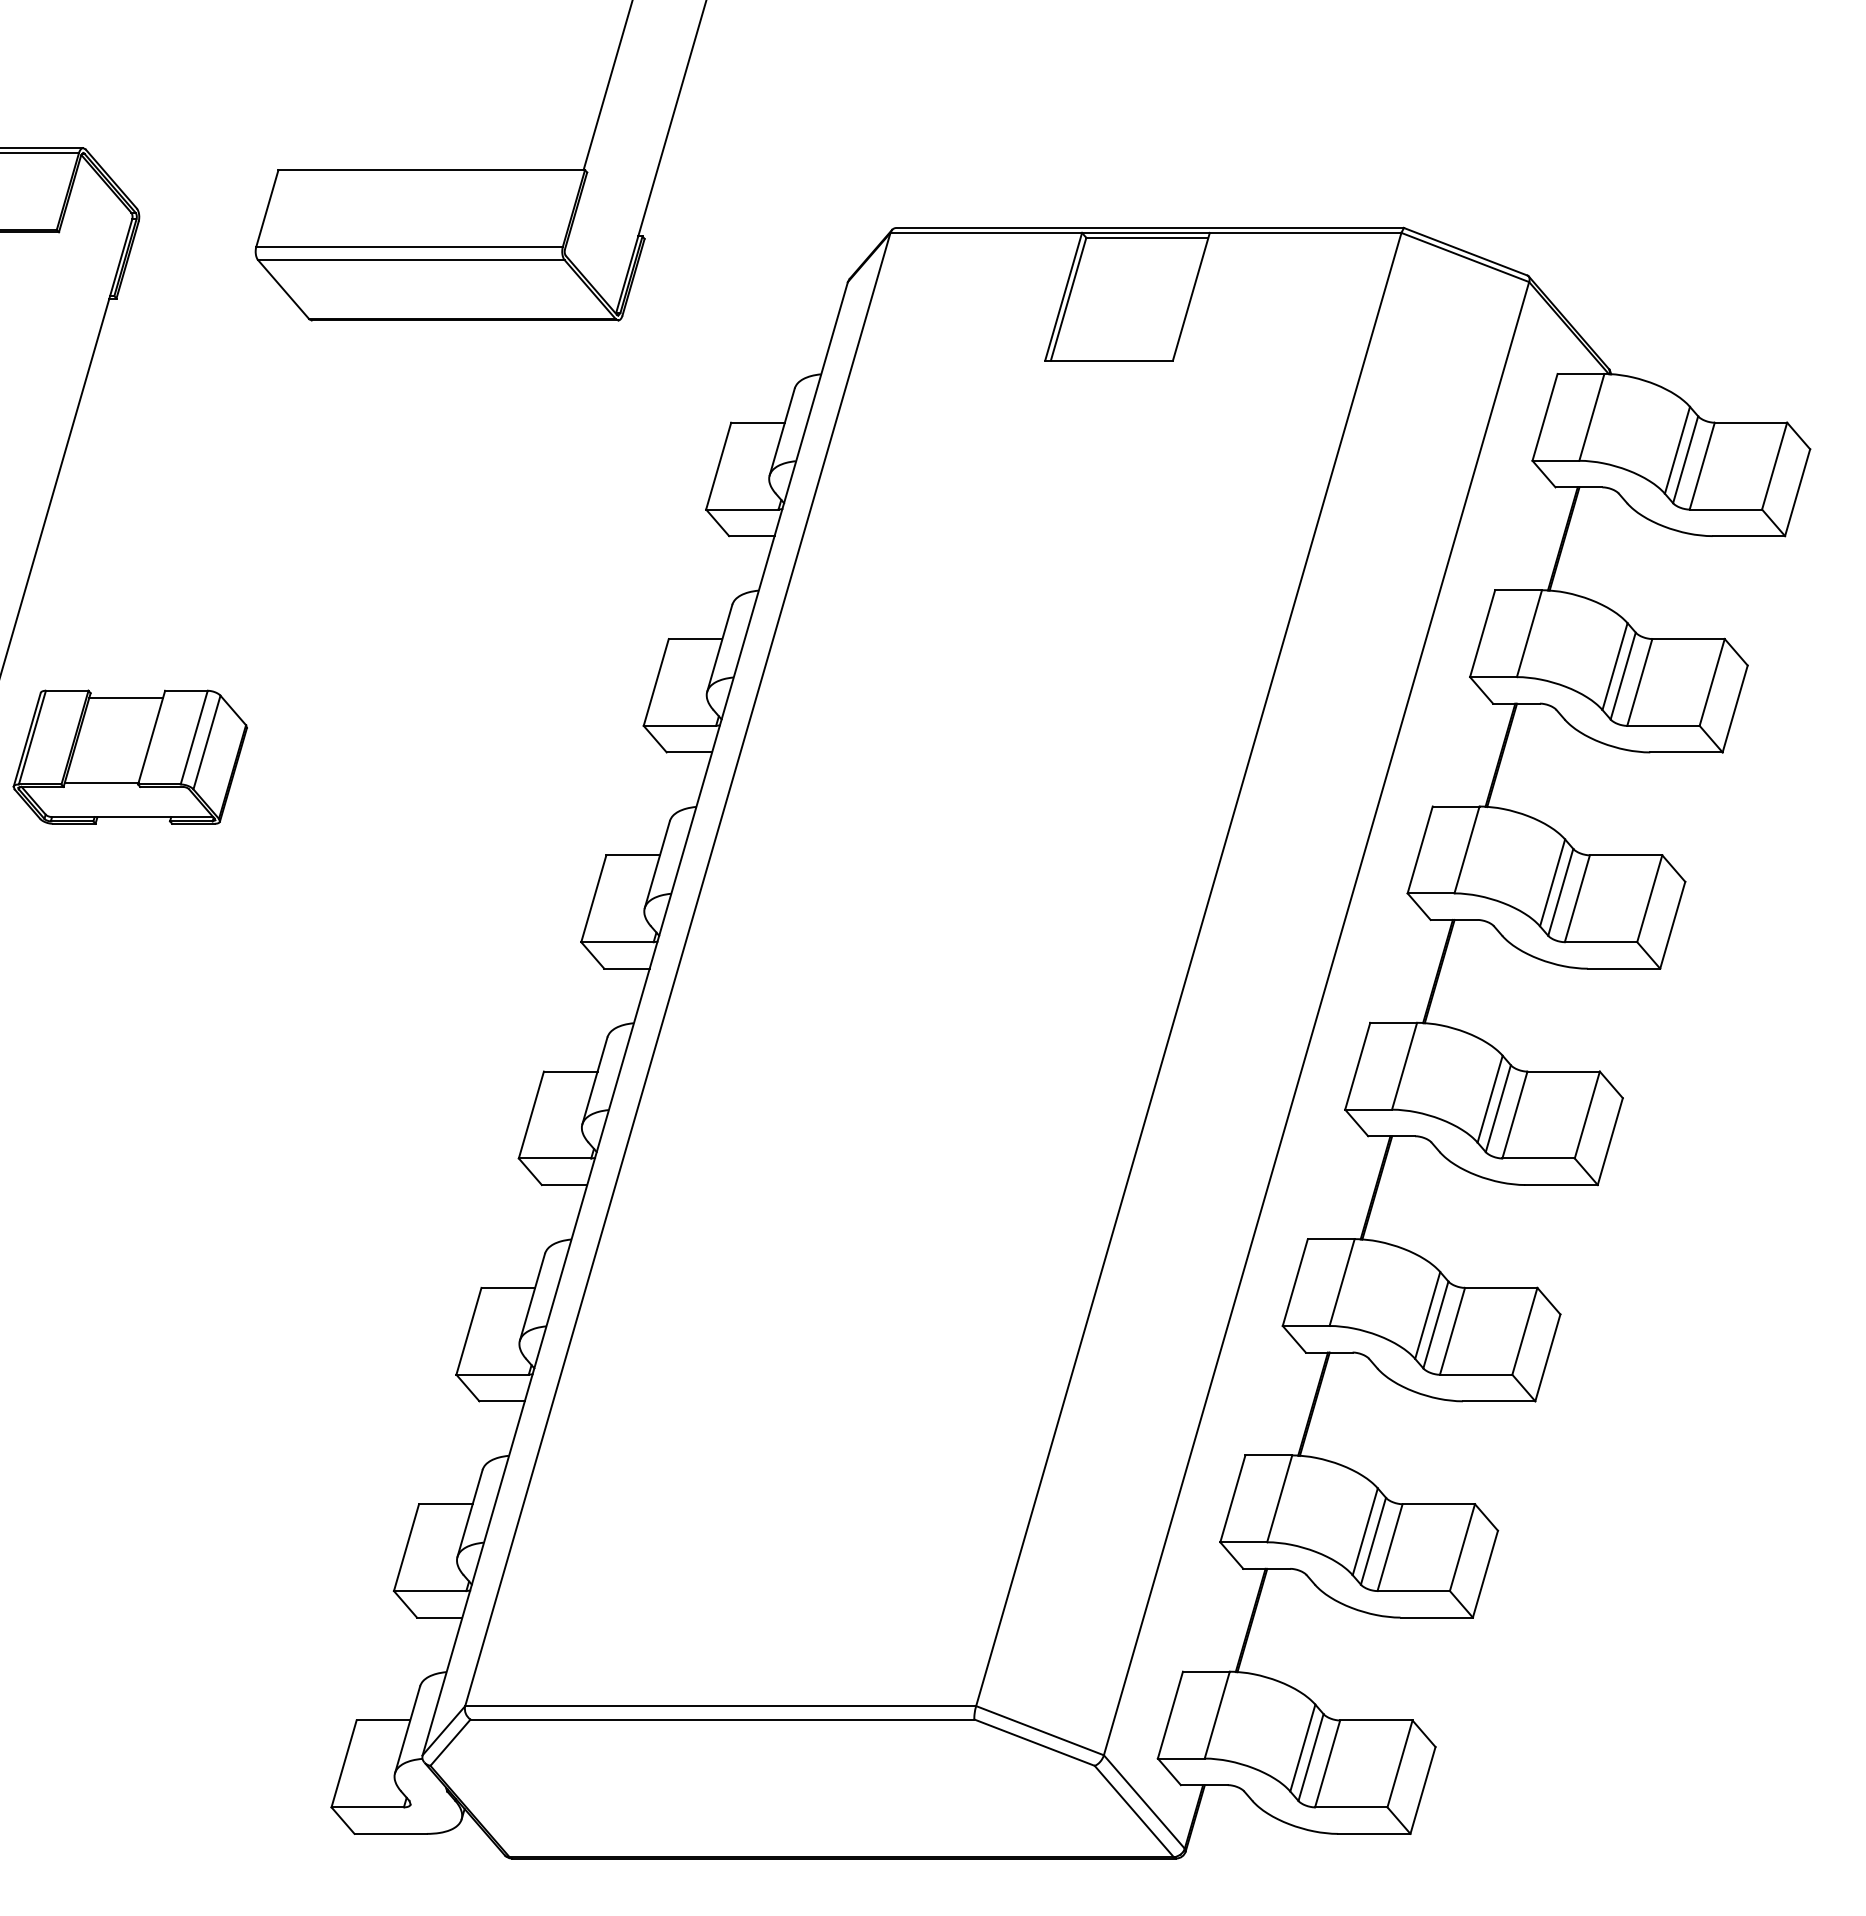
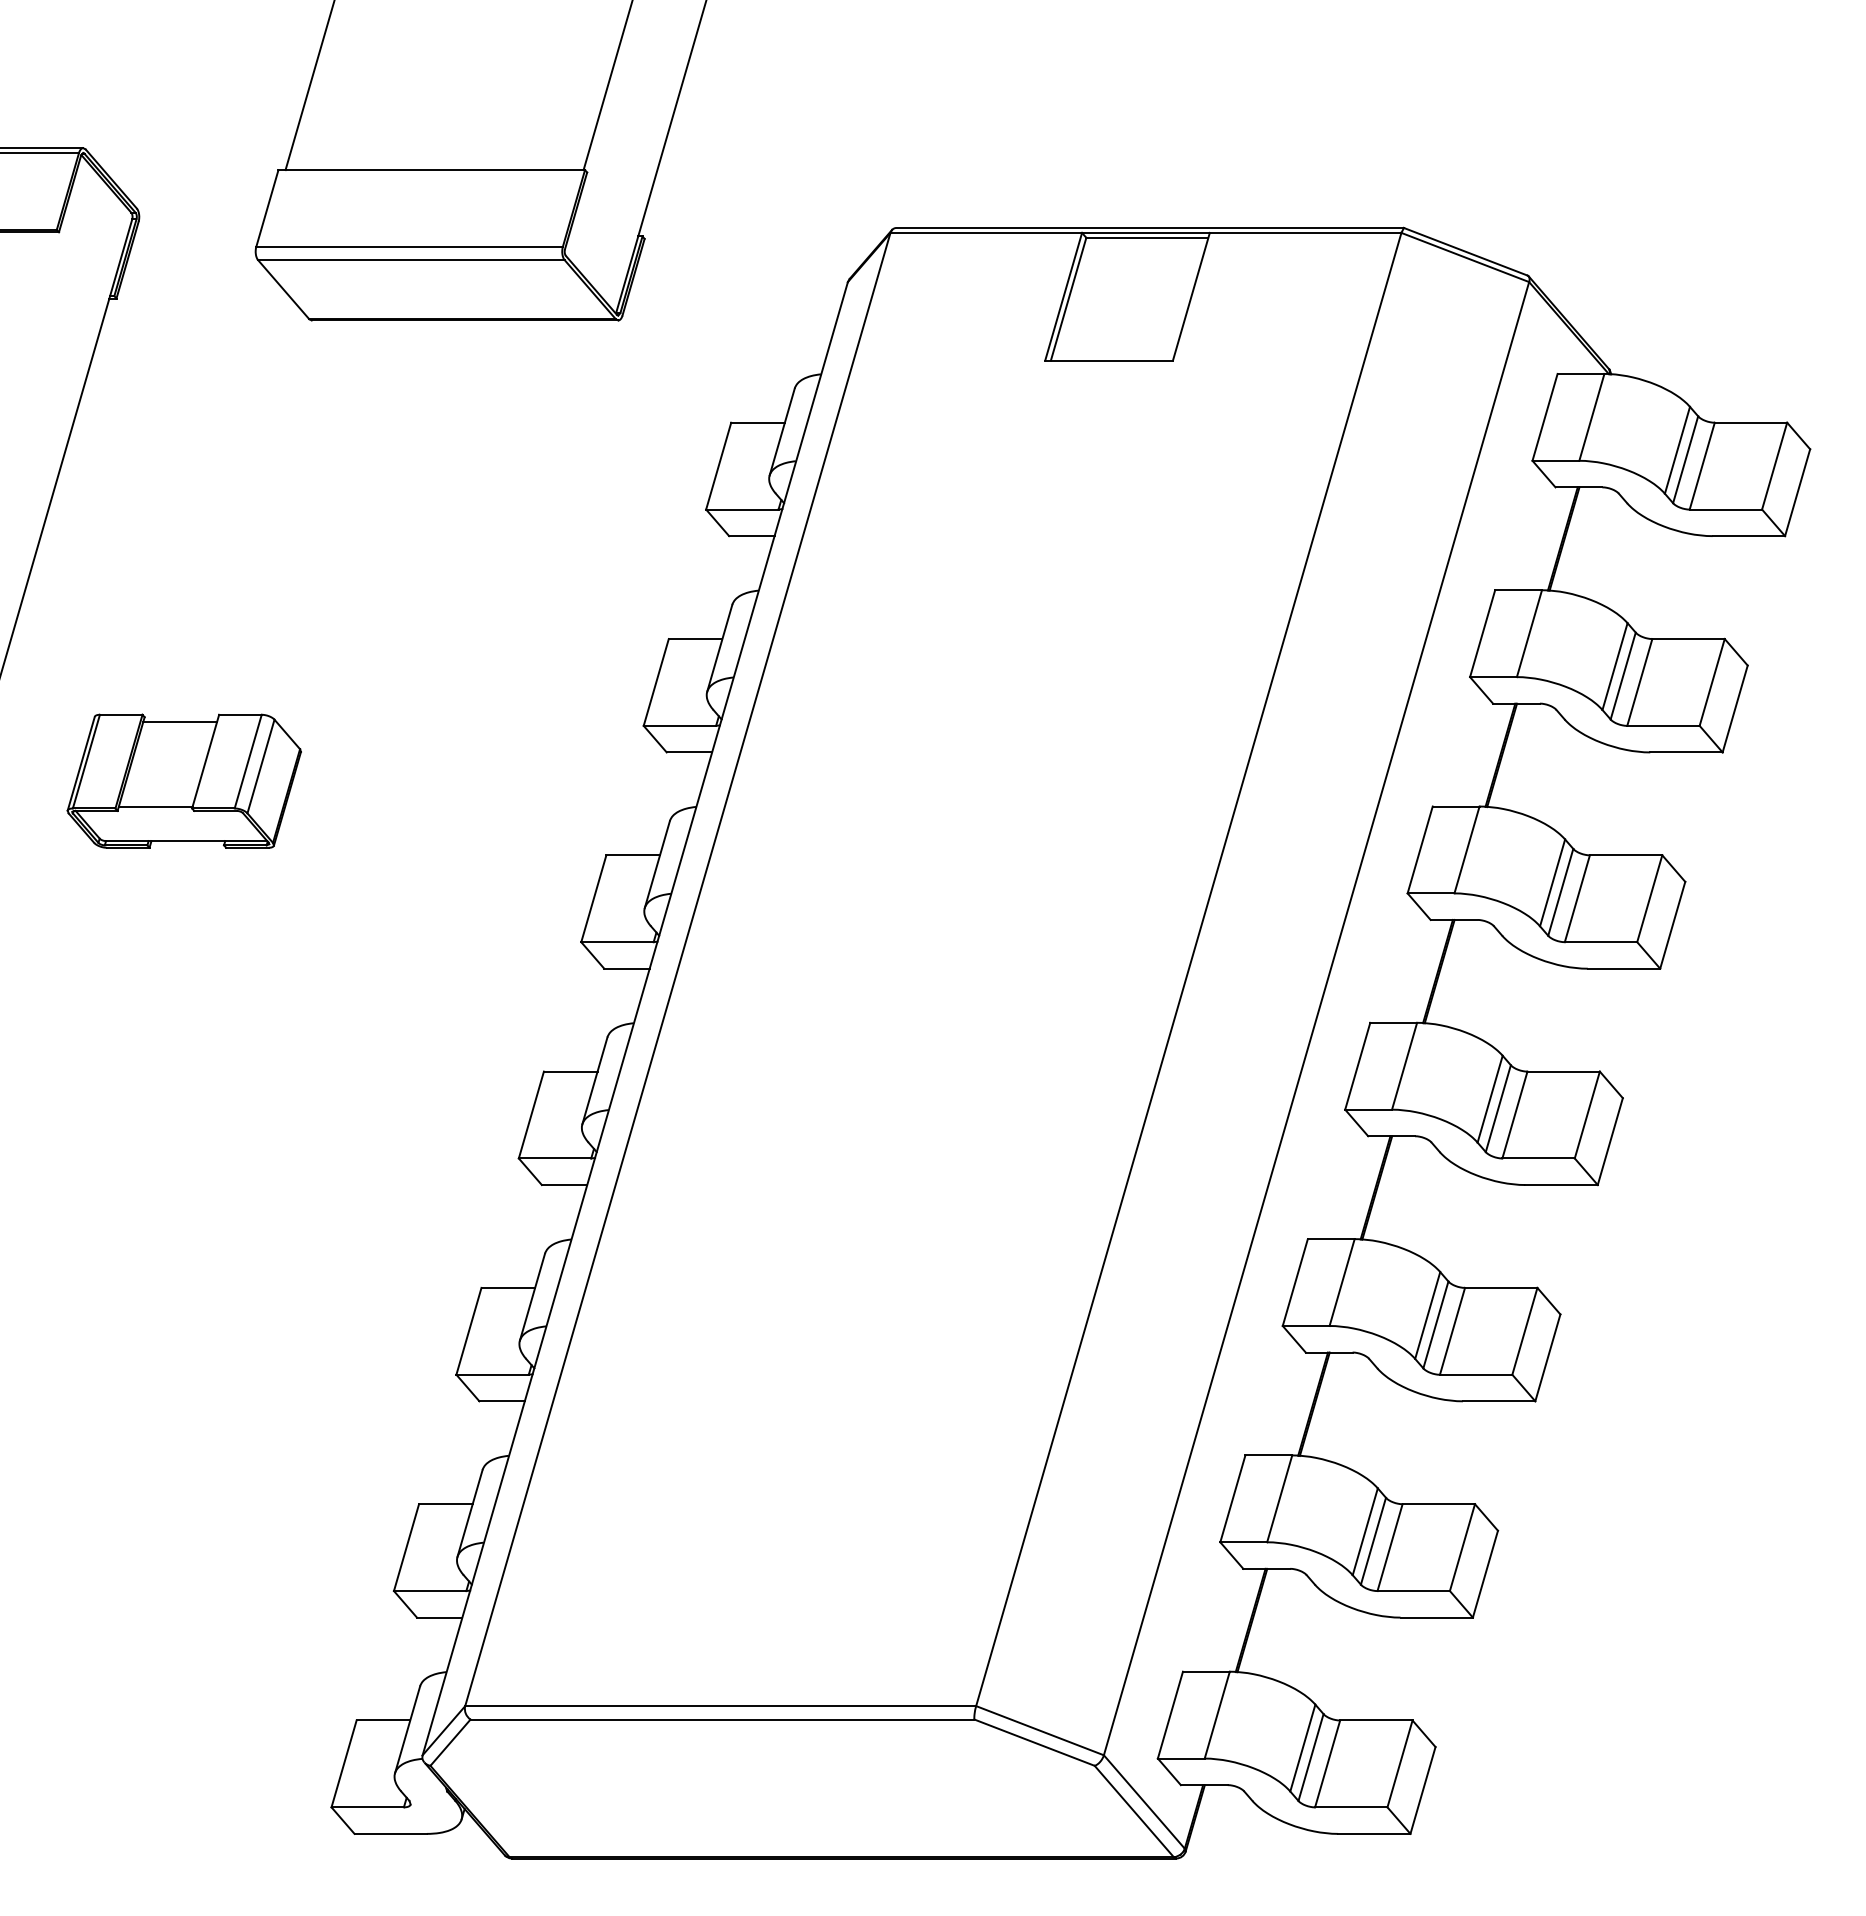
line: none -> present (309, 86)
part position: (129, 756) -> (183, 780) (183, 780)
